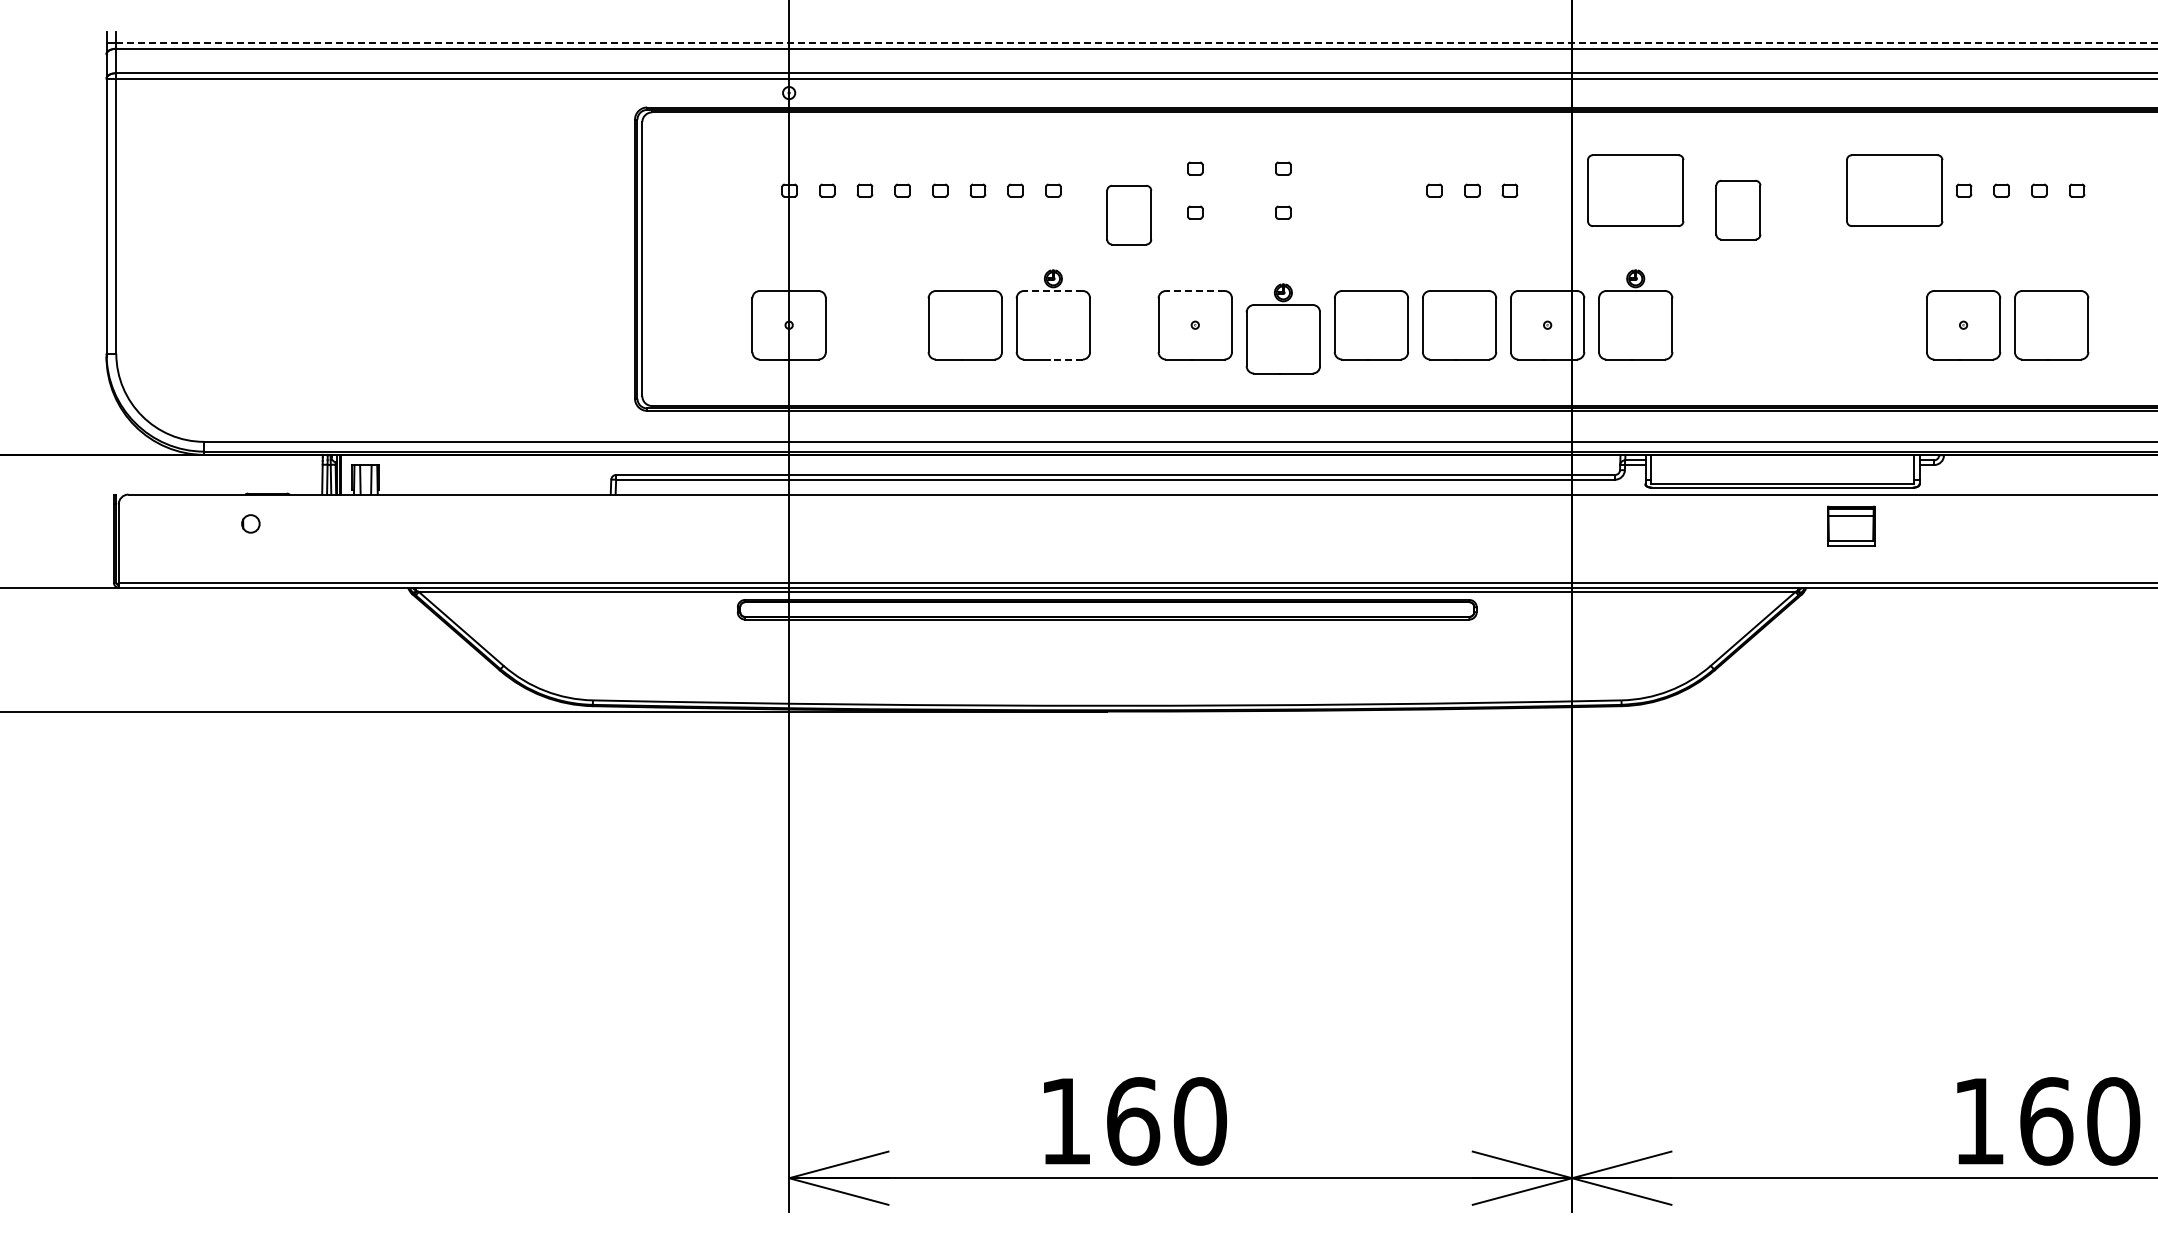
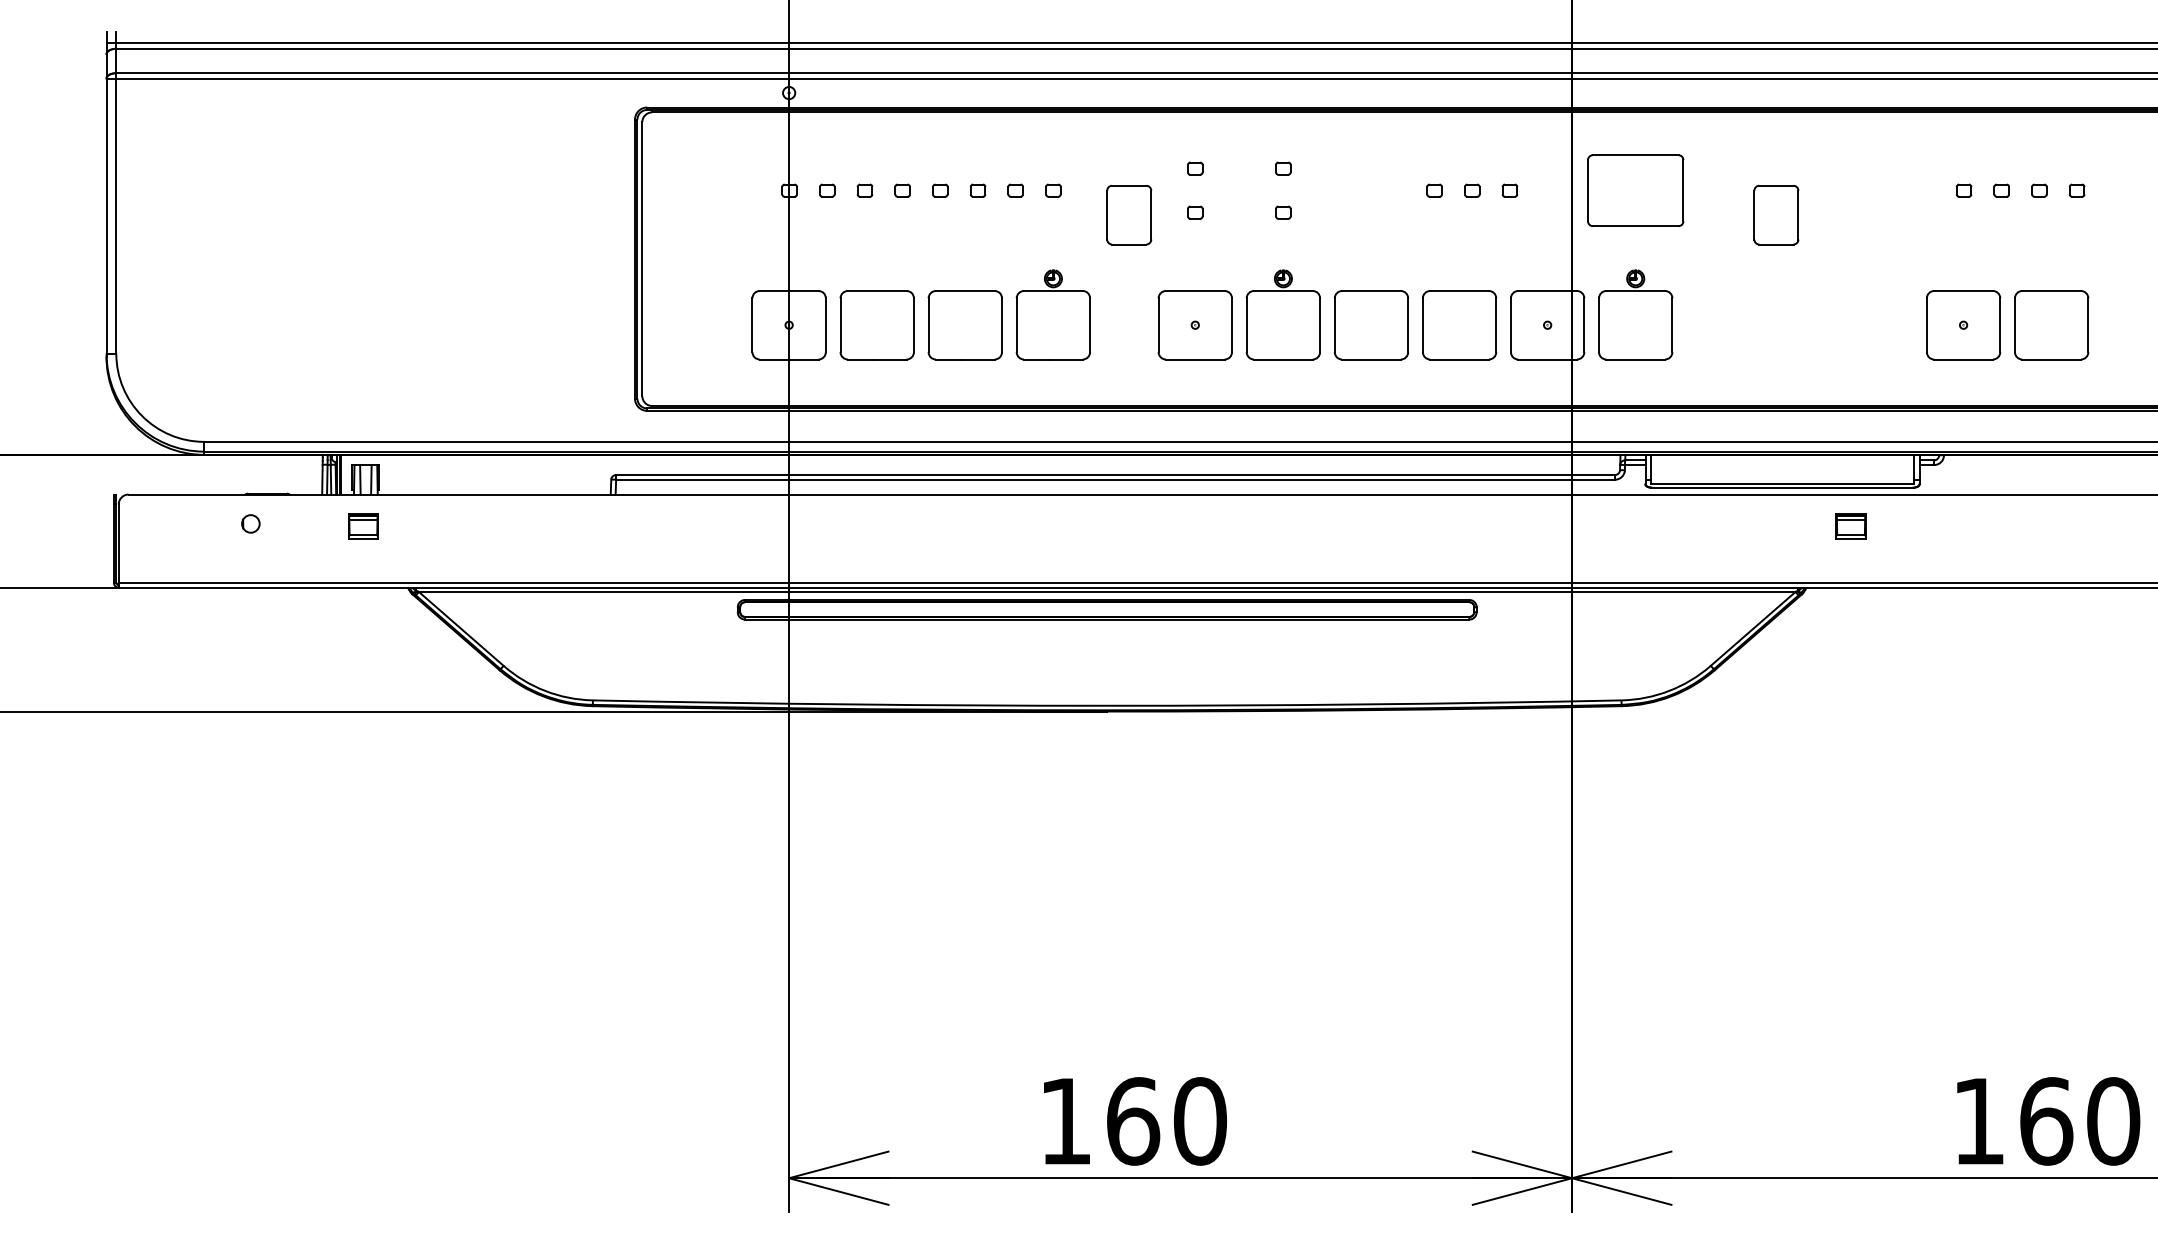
line: dashed -> solid (1137, 43)
part: present -> none (1894, 190)
part position: (1738, 210) -> (1776, 215) (1776, 215)
line: dashed -> solid (1052, 291)
line: dashed -> solid (1194, 291)
part: none -> present (876, 325)
part position: (1282, 328) -> (1282, 314) (1282, 314)
line: dashed -> solid (1066, 359)
part size: 49x42 px -> 32x27 px (1850, 526)
part: none -> present (363, 526)
